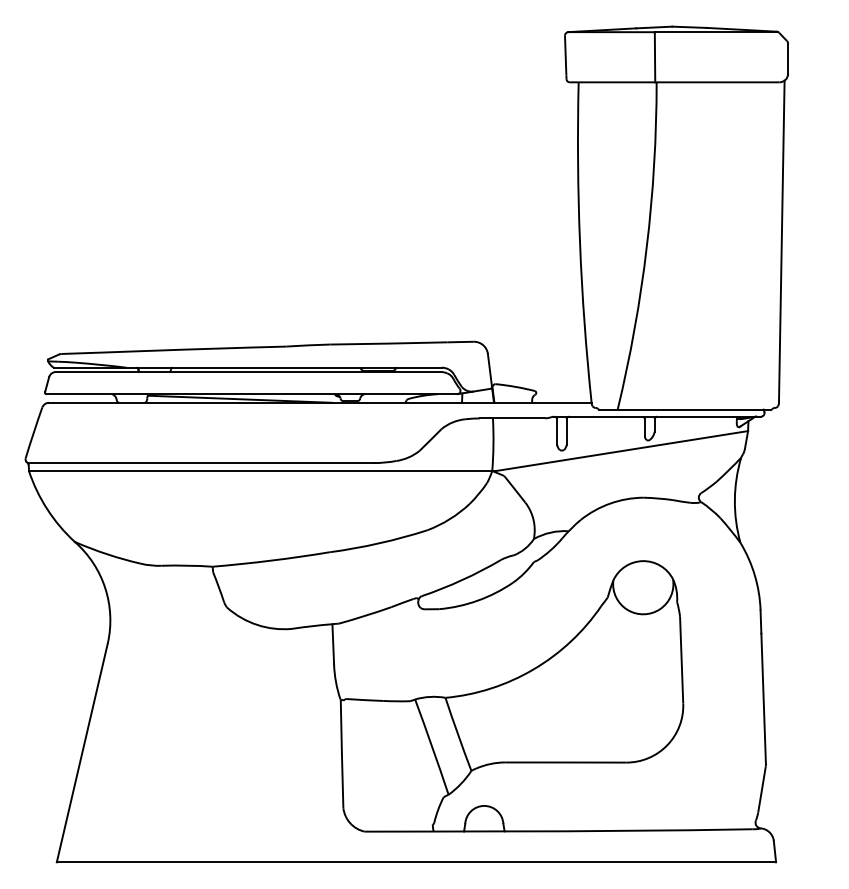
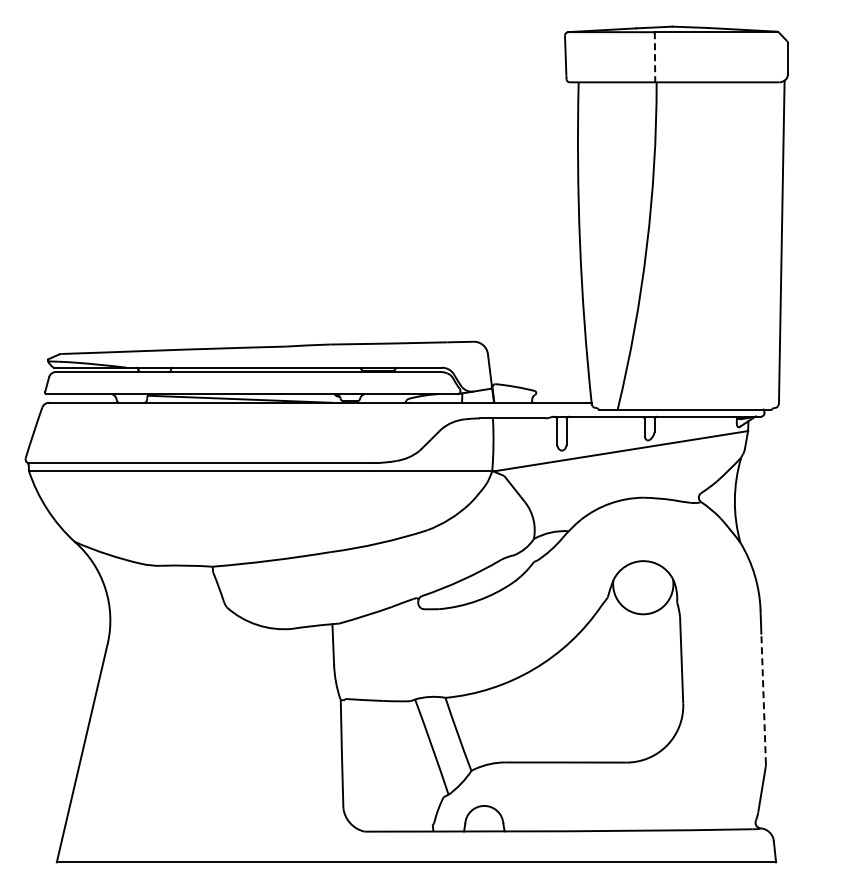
line: solid -> dashed (655, 57)
line: solid -> dashed (763, 698)
